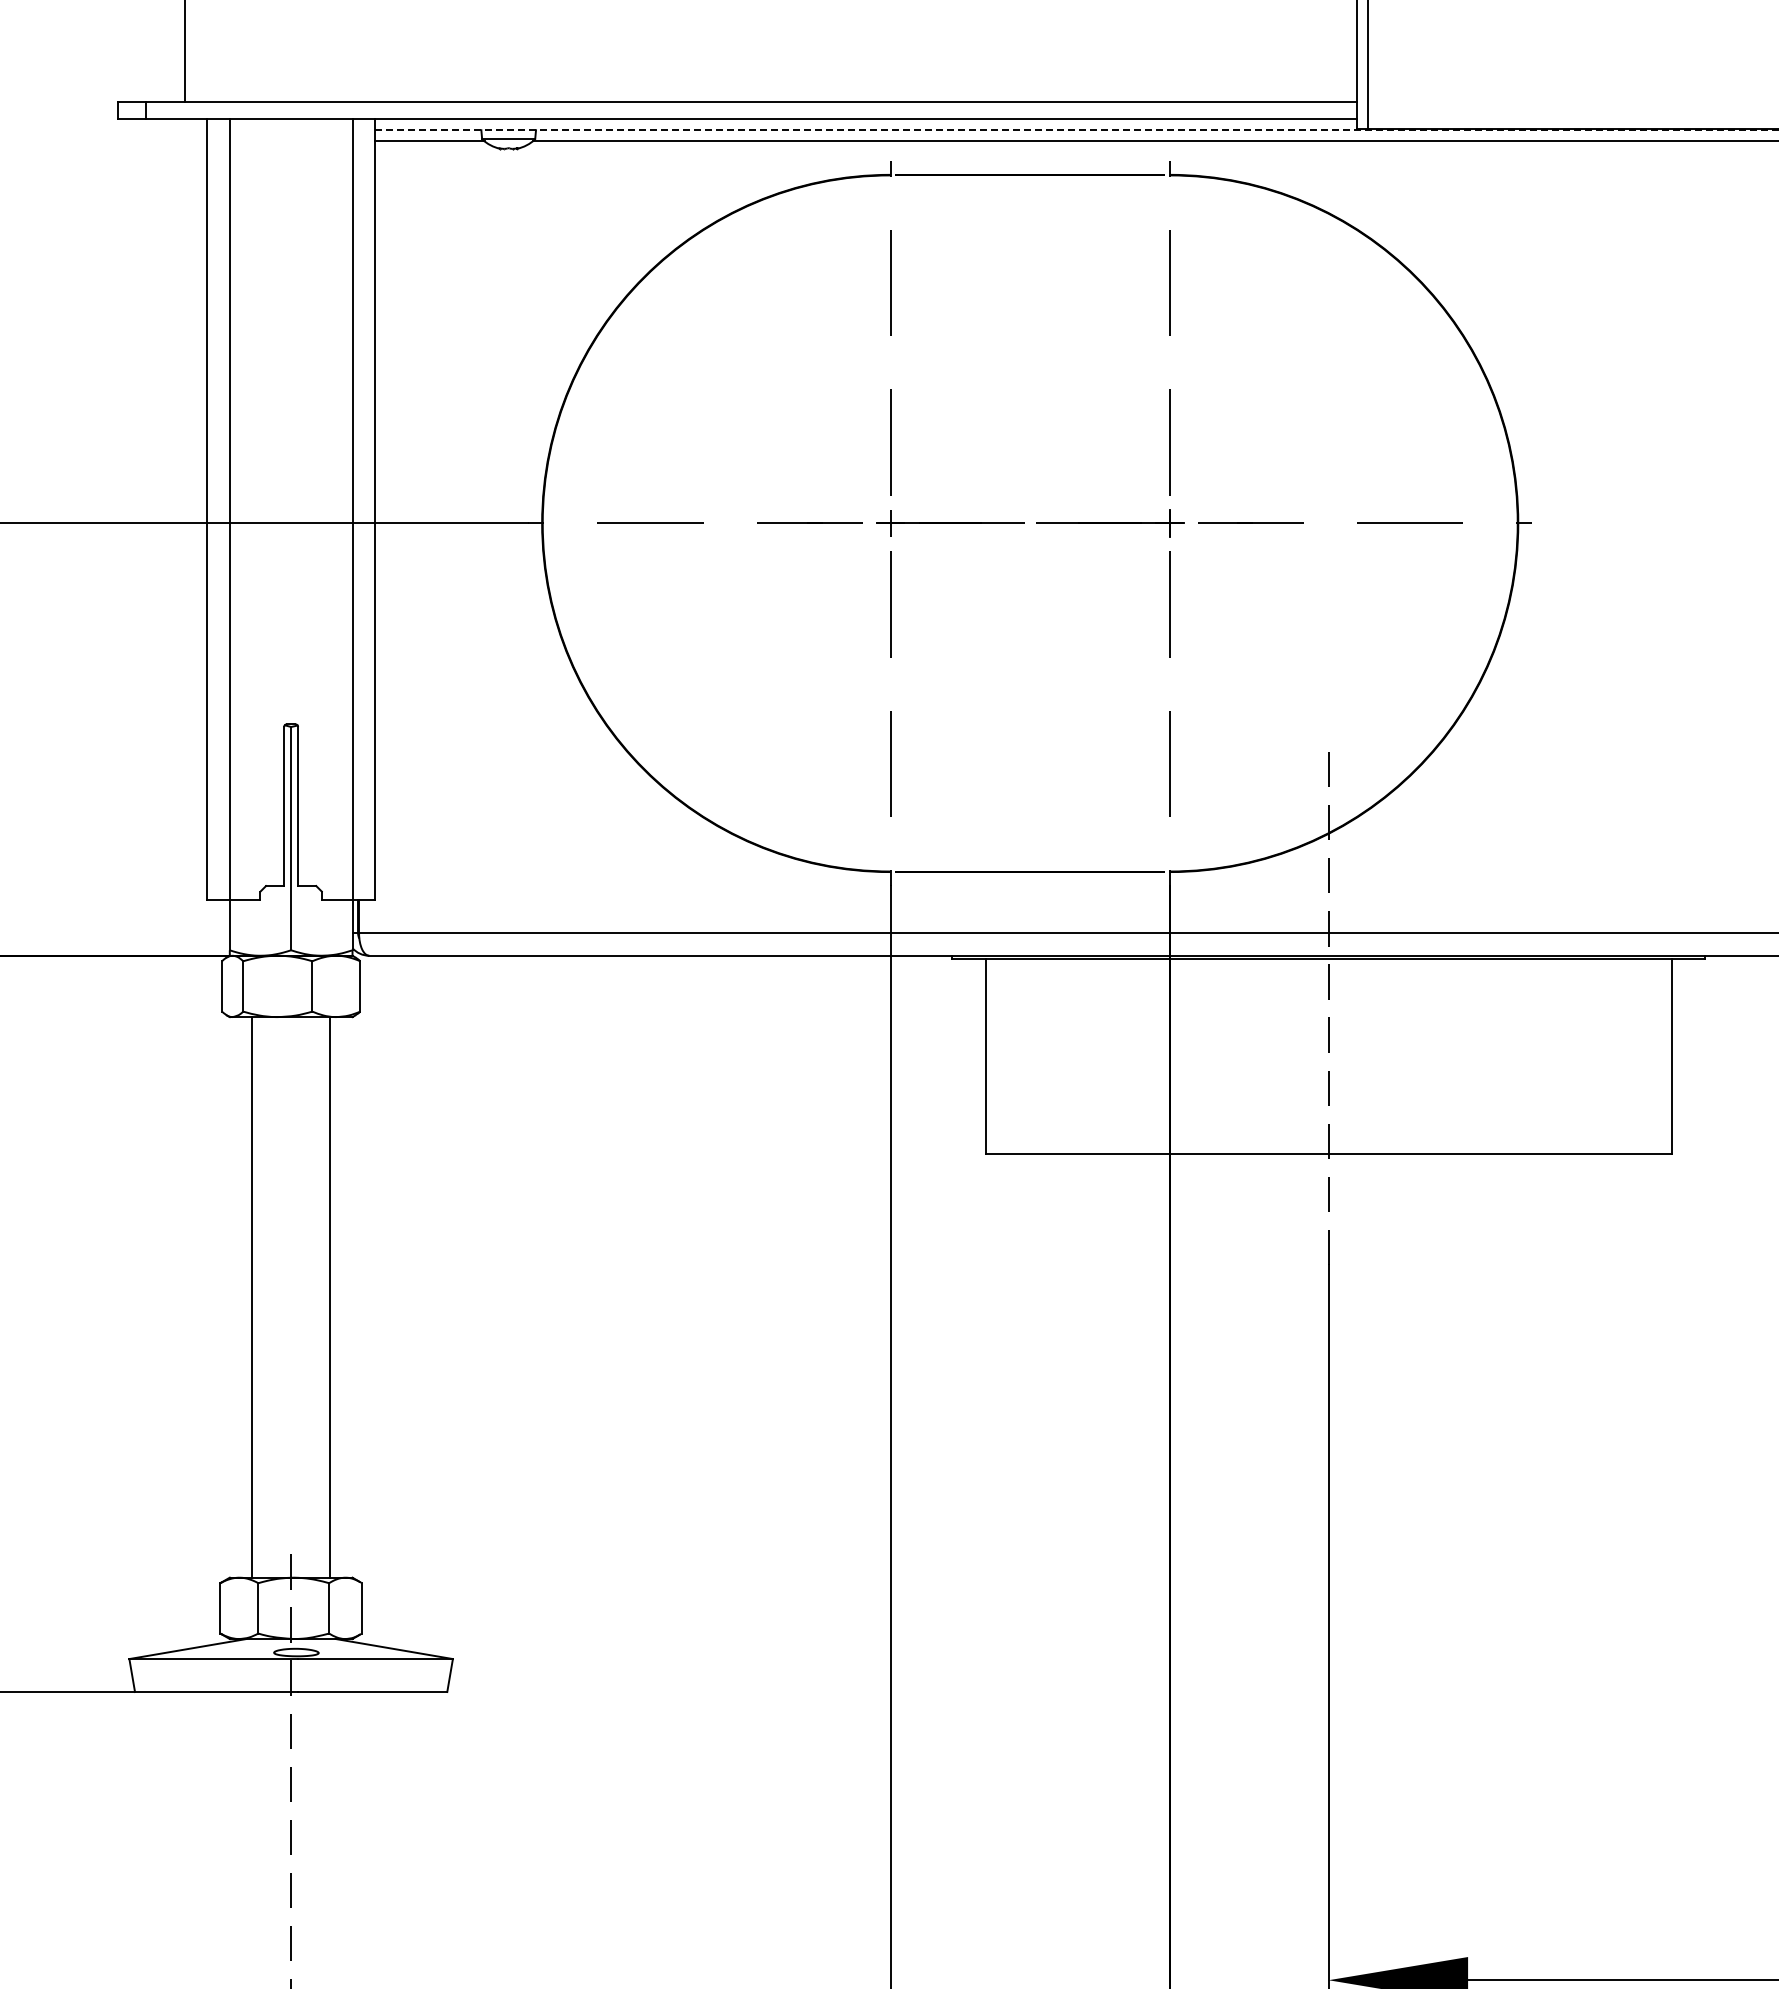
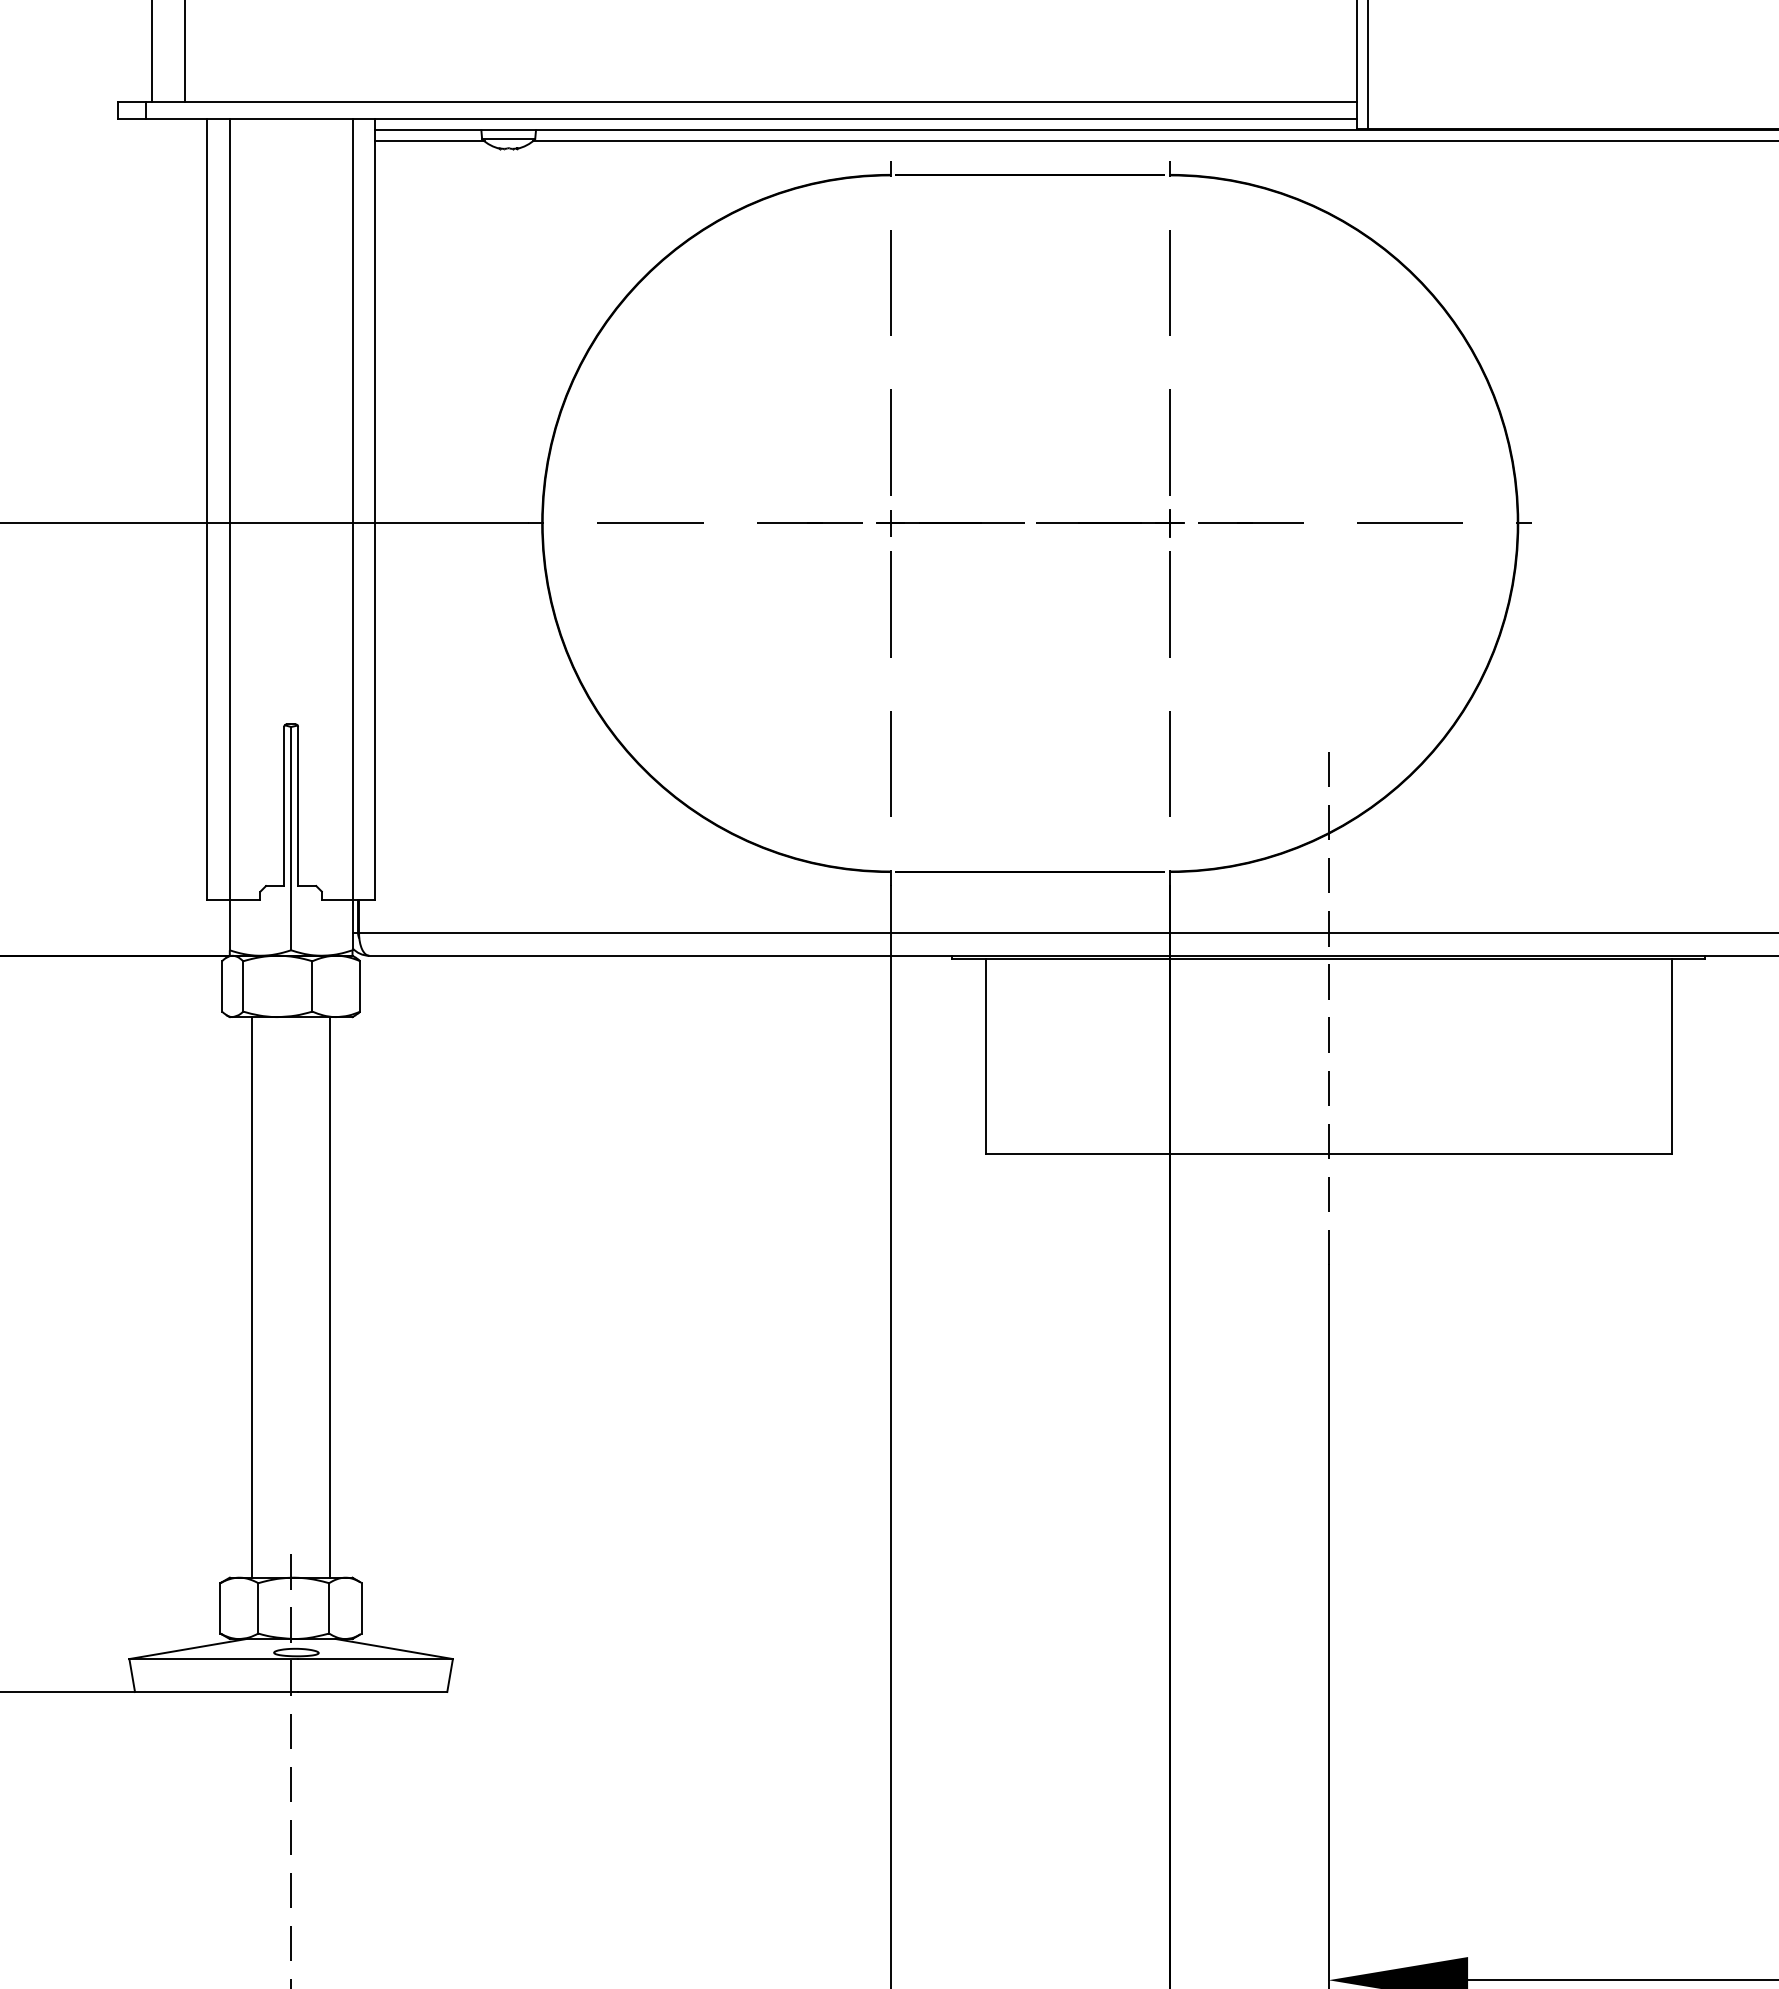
line: none -> present (151, 52)
line: dashed -> solid (1076, 130)
